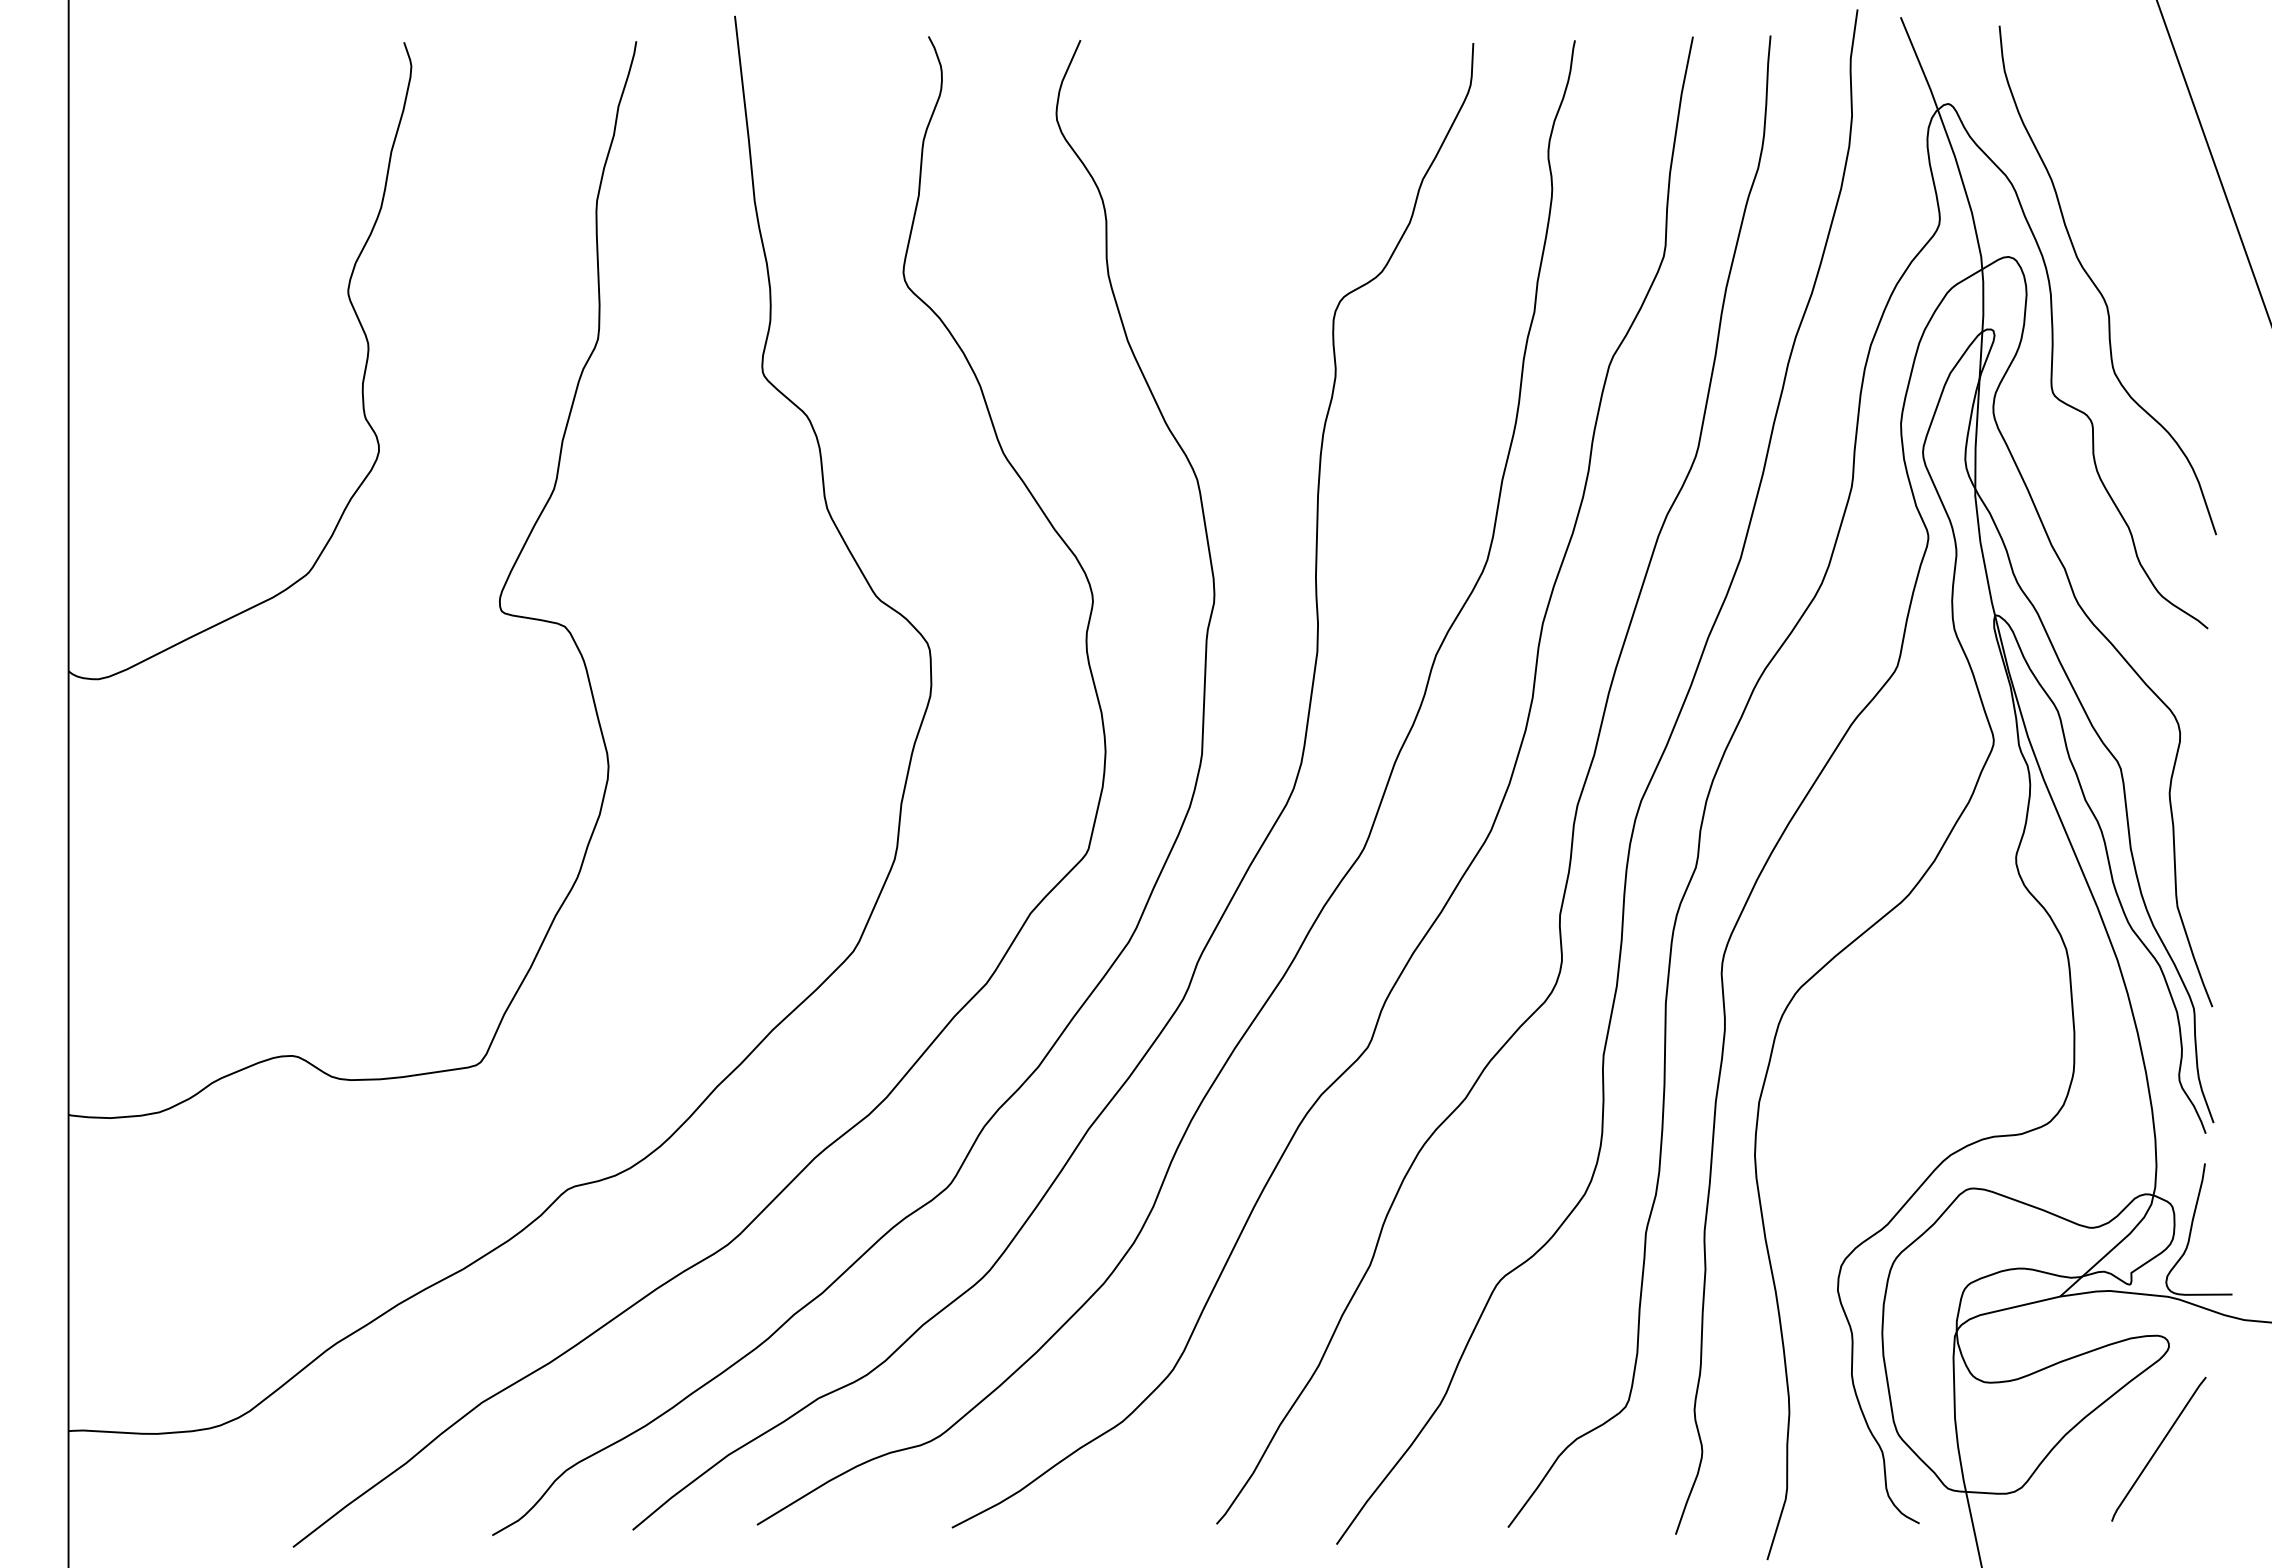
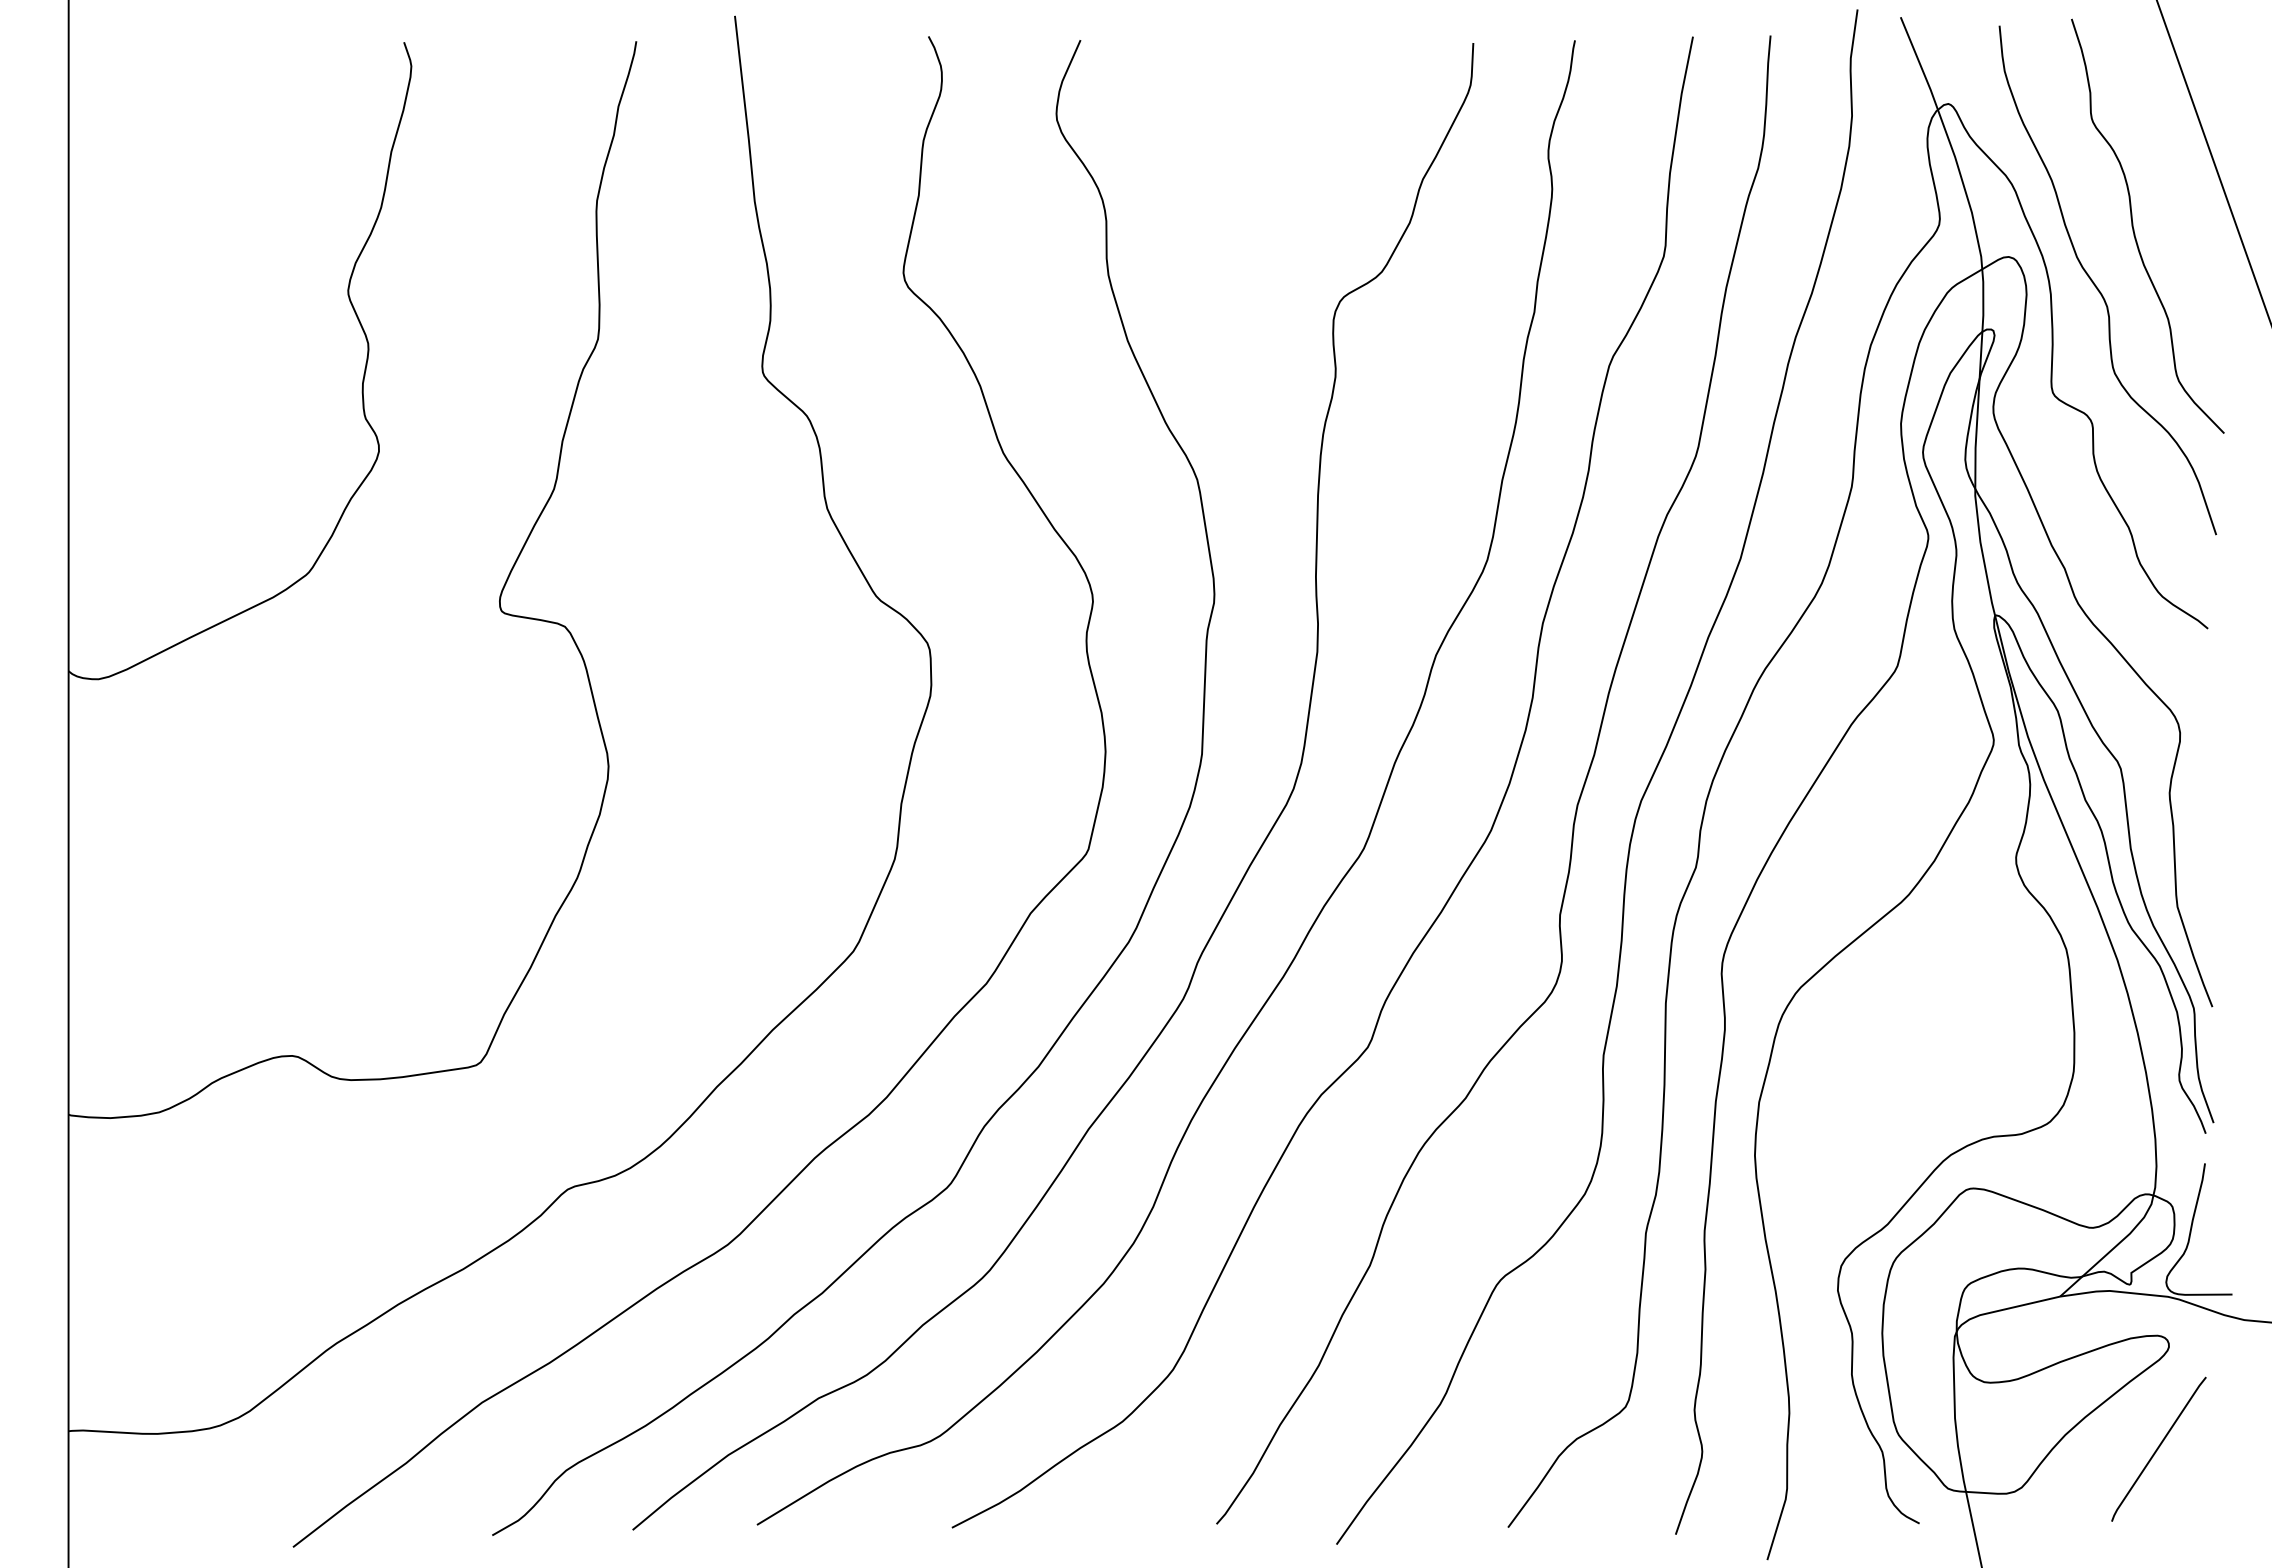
curve: none -> present (2134, 229)
